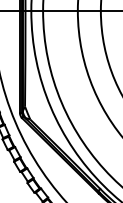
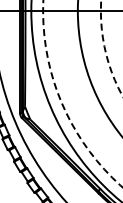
circle: solid -> dashed (111, 48)
circle: solid -> dashed (82, 93)
